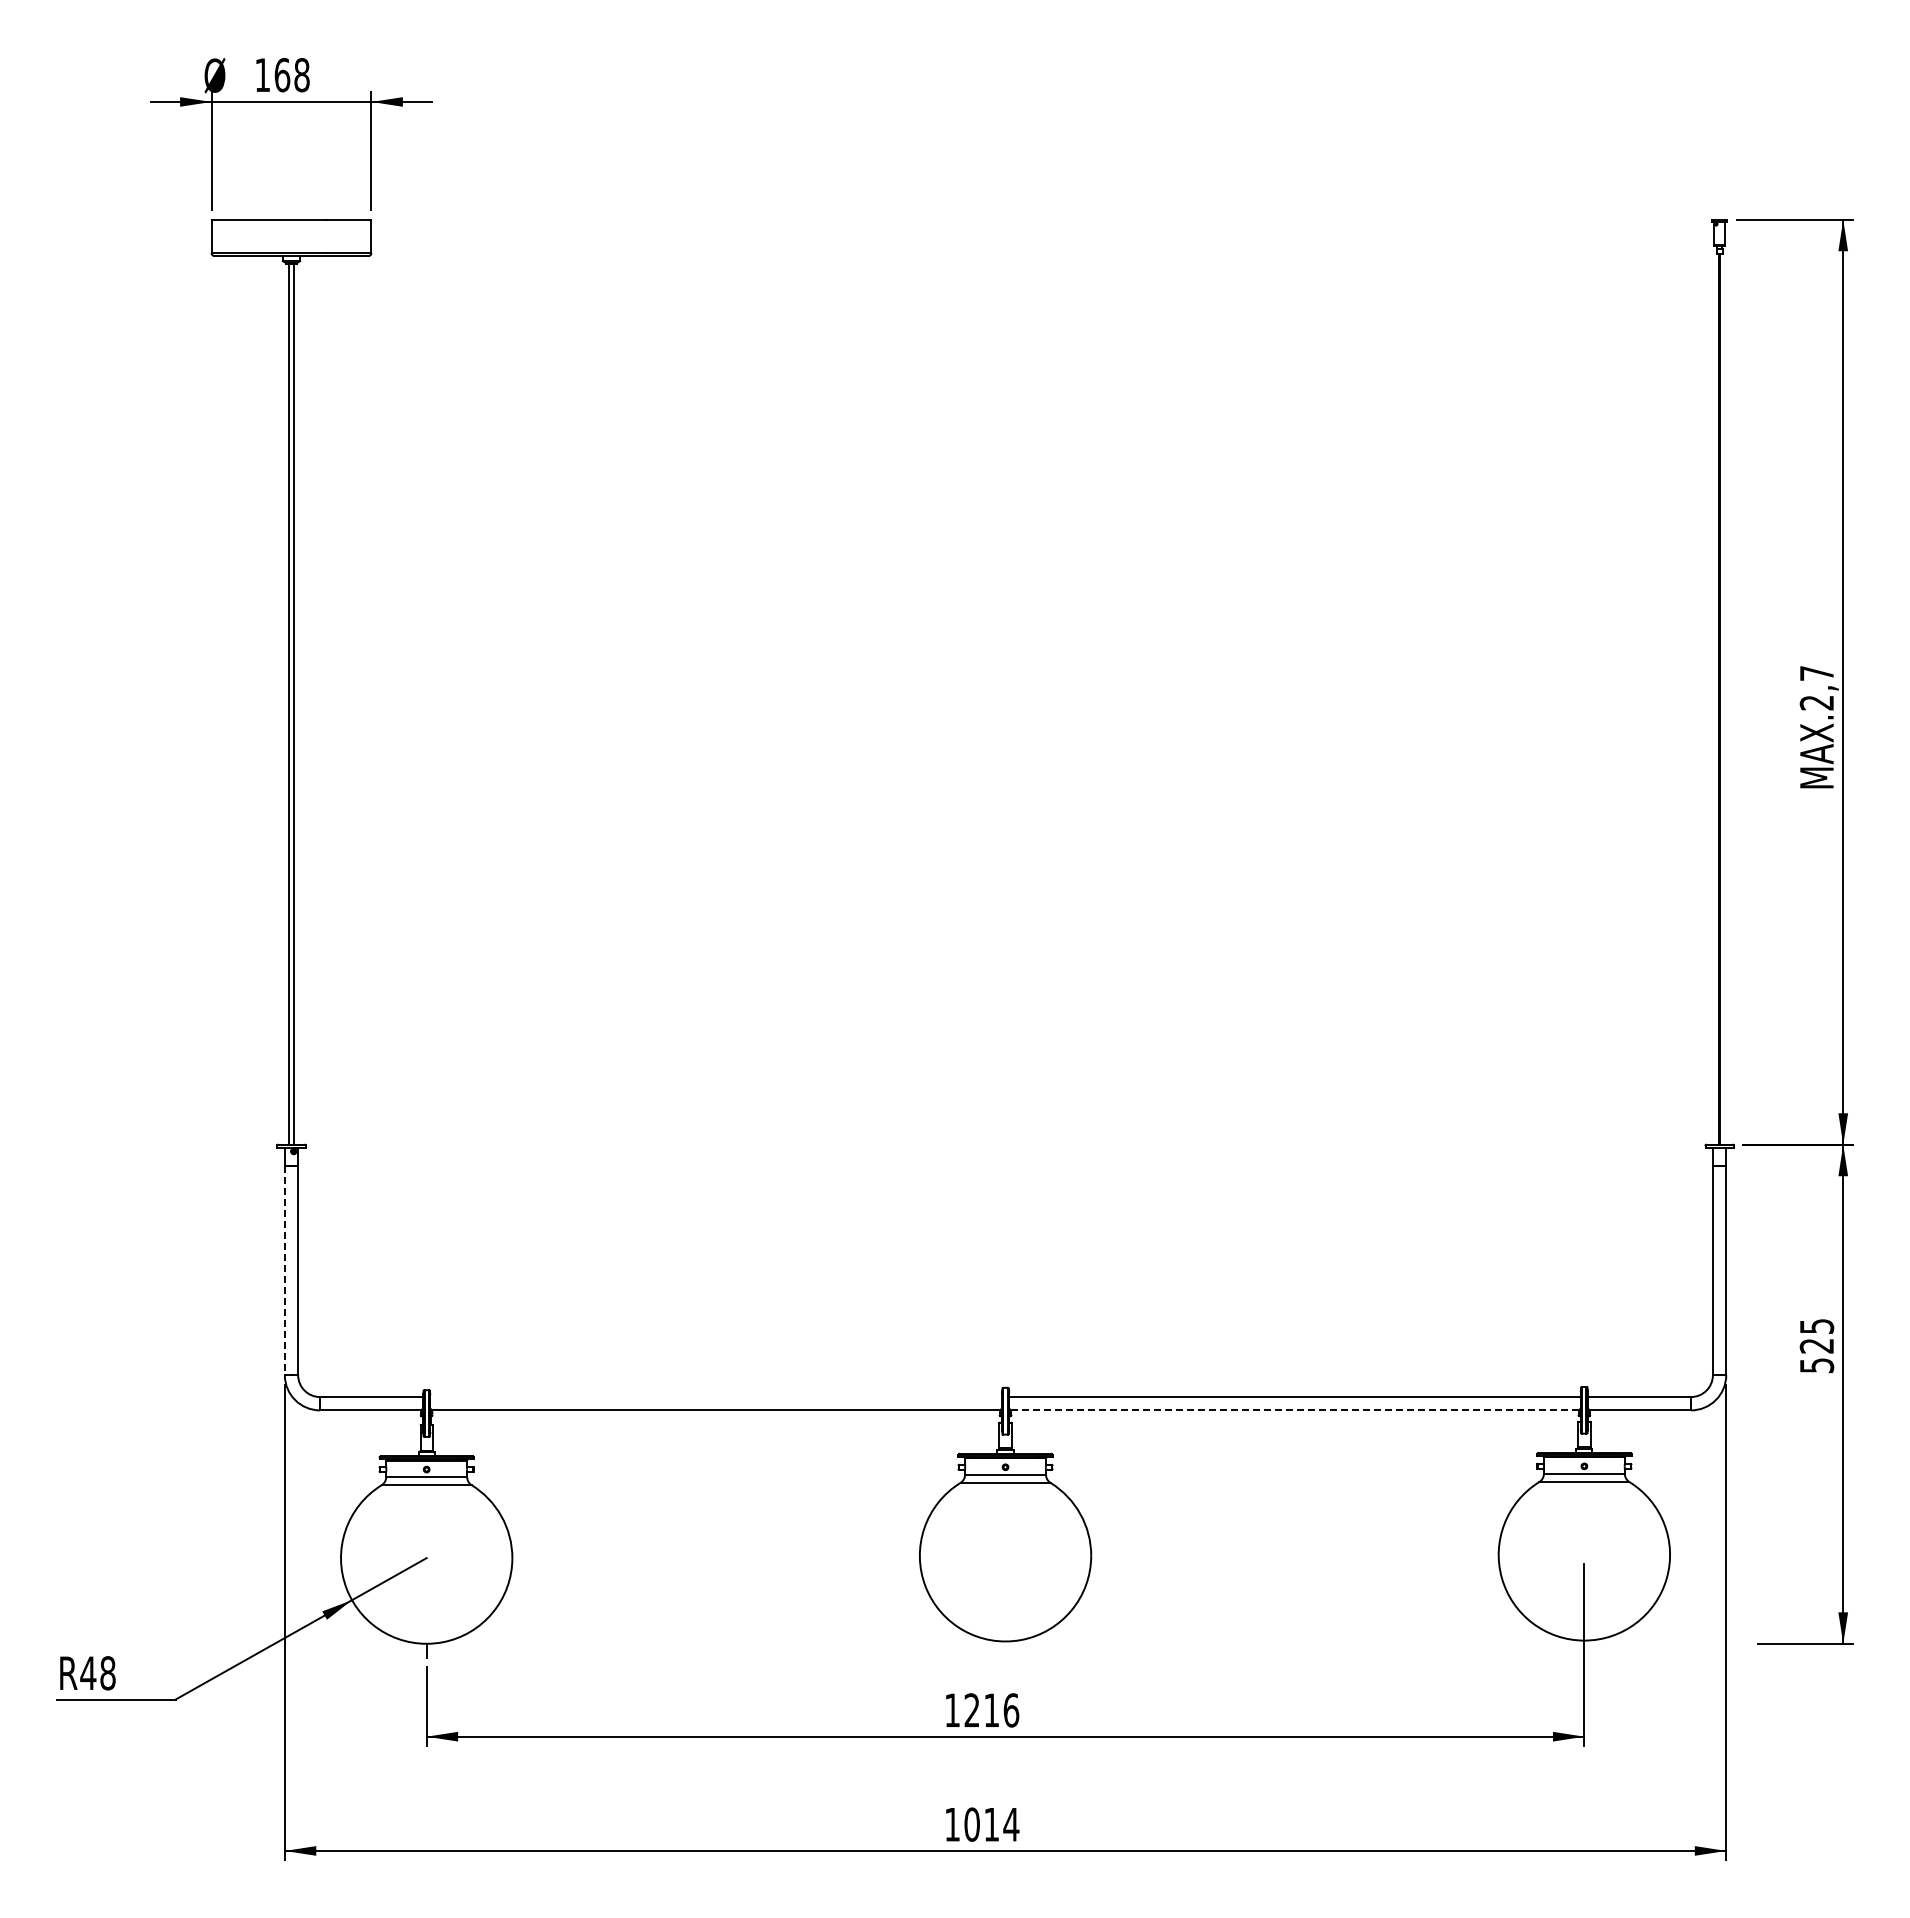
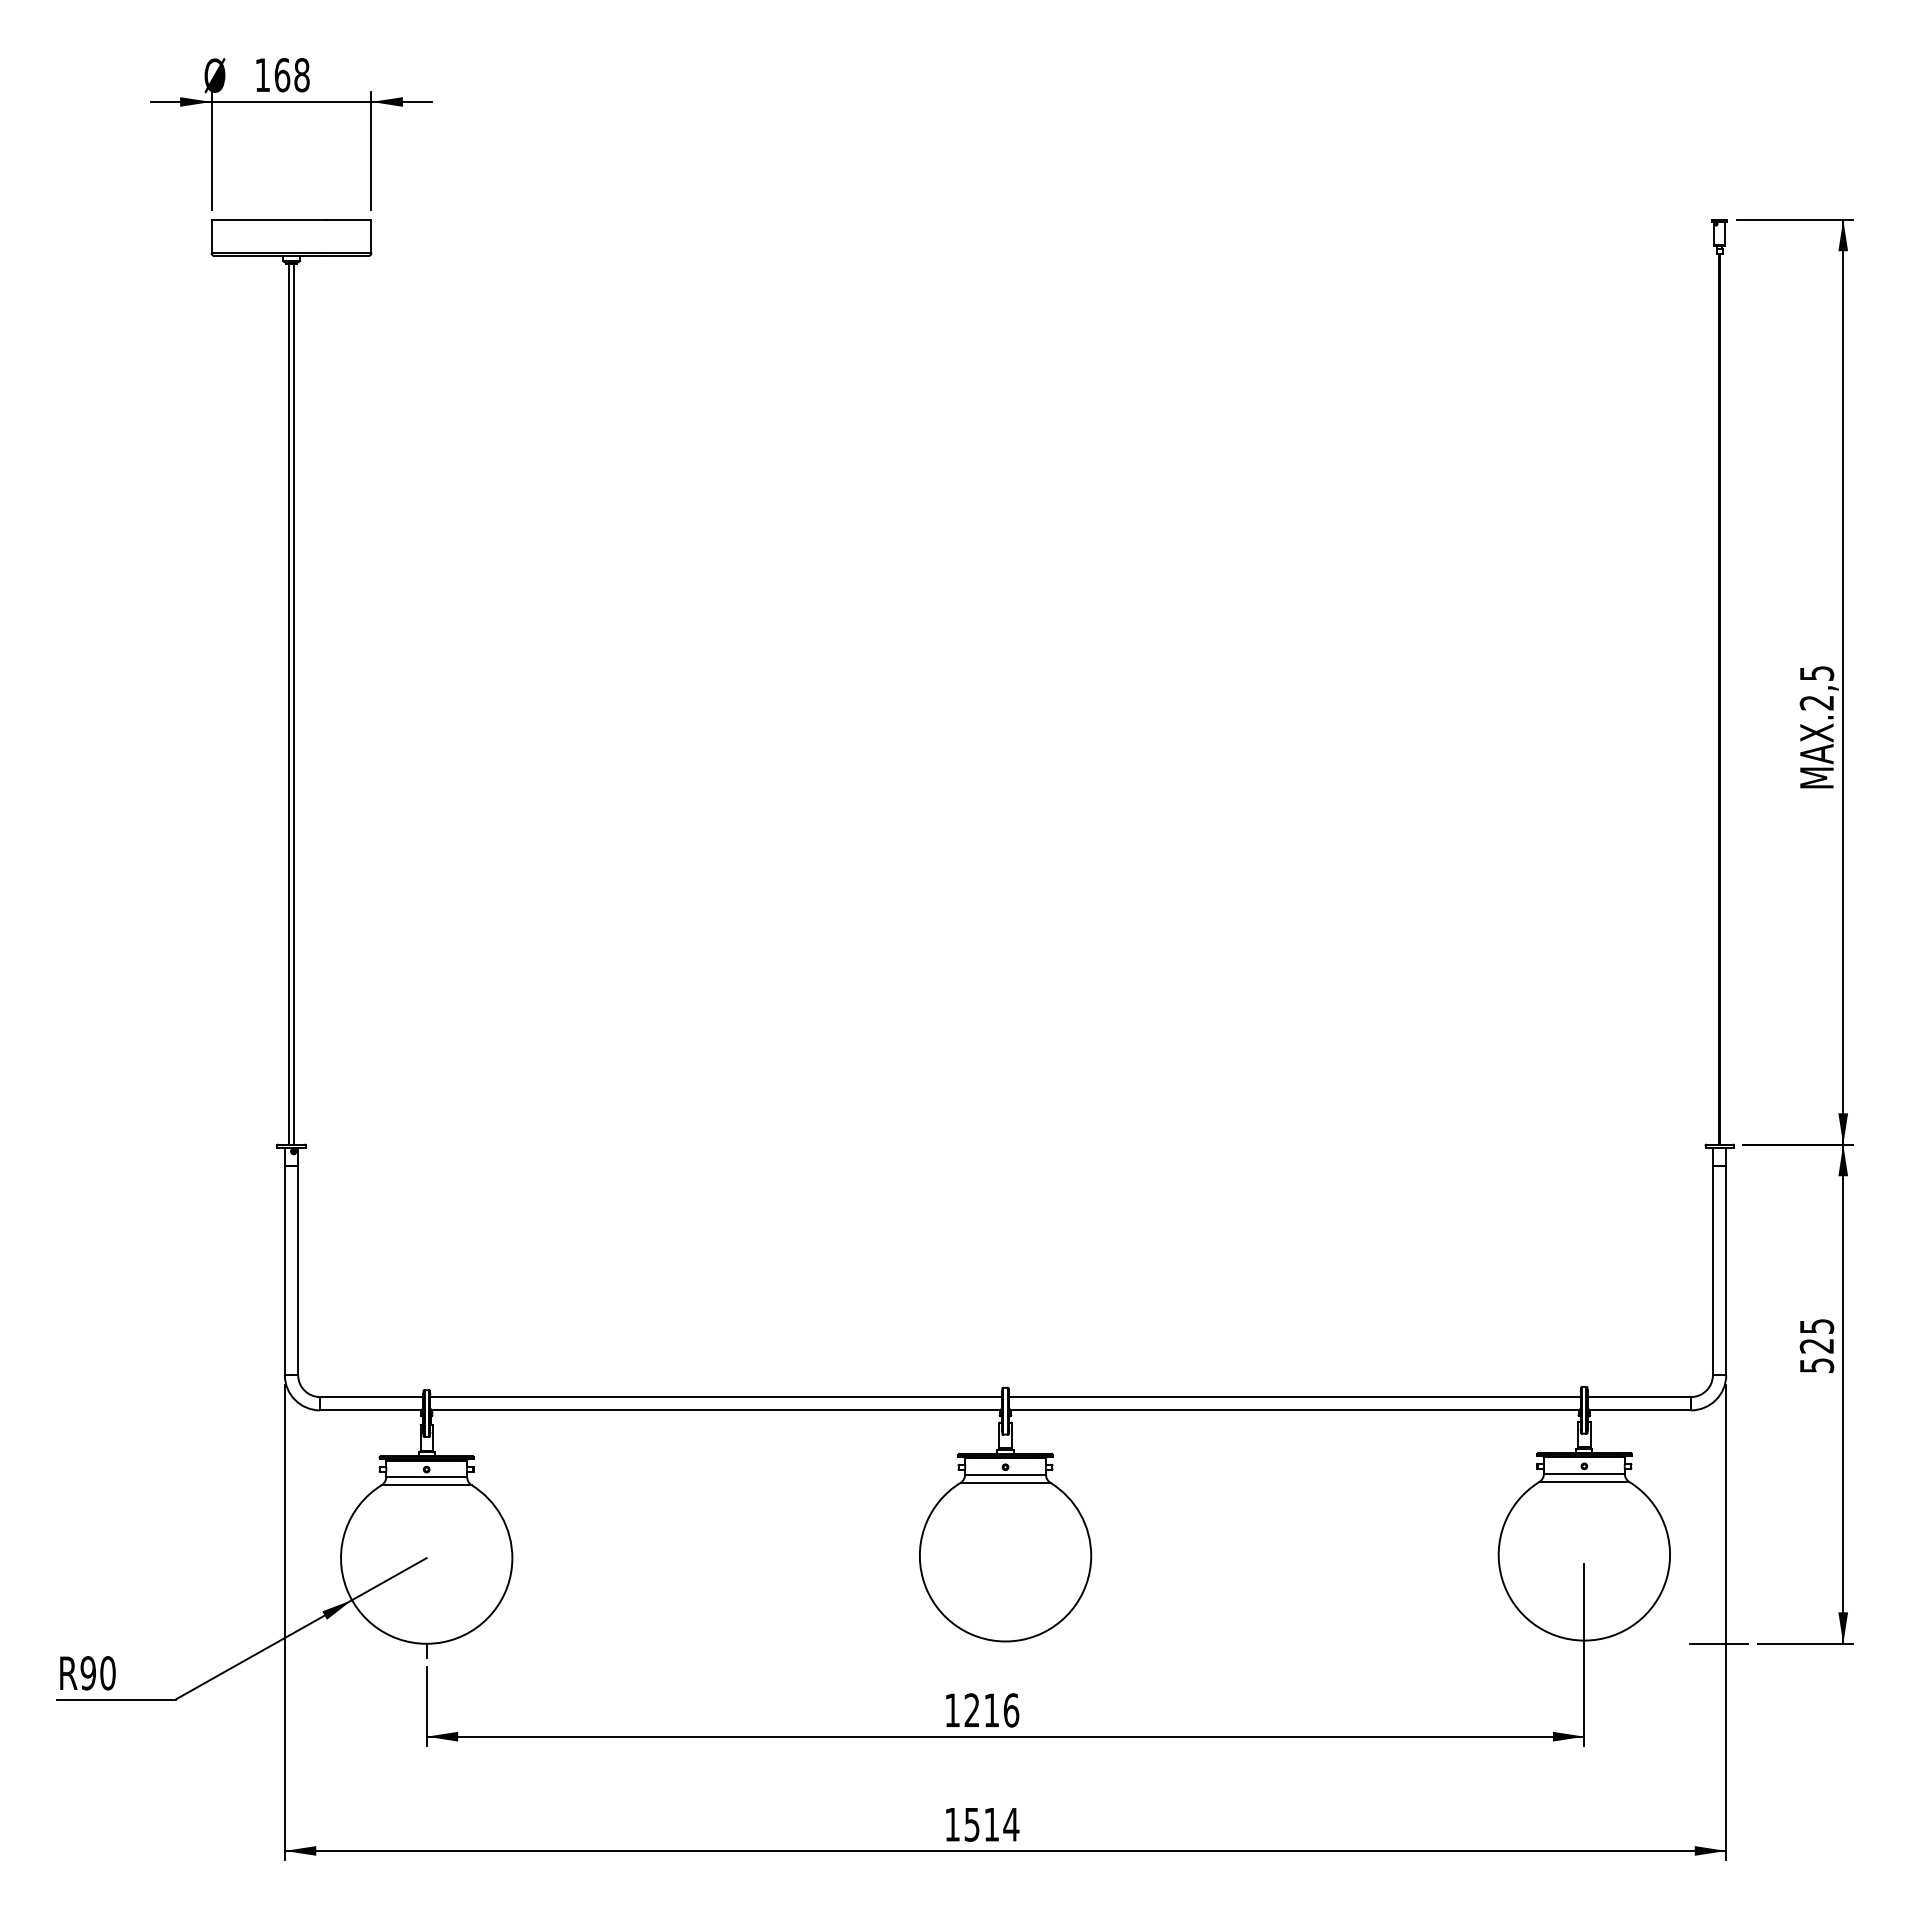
text: MAX.2,7 -> MAX.2,5 (1817, 673)
line: dashed -> solid (284, 1270)
line: none -> present (715, 1397)
line: dashed -> solid (1294, 1410)
line: none -> present (1719, 1643)
text: R48 -> R90 (97, 1673)
text: 1014 -> 1514 (971, 1824)
